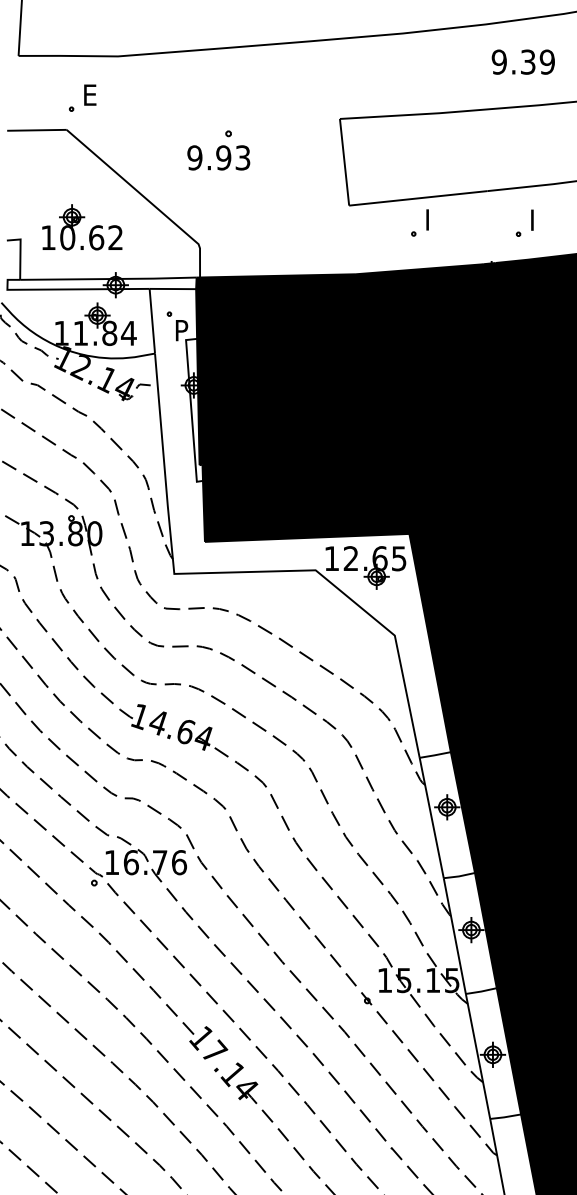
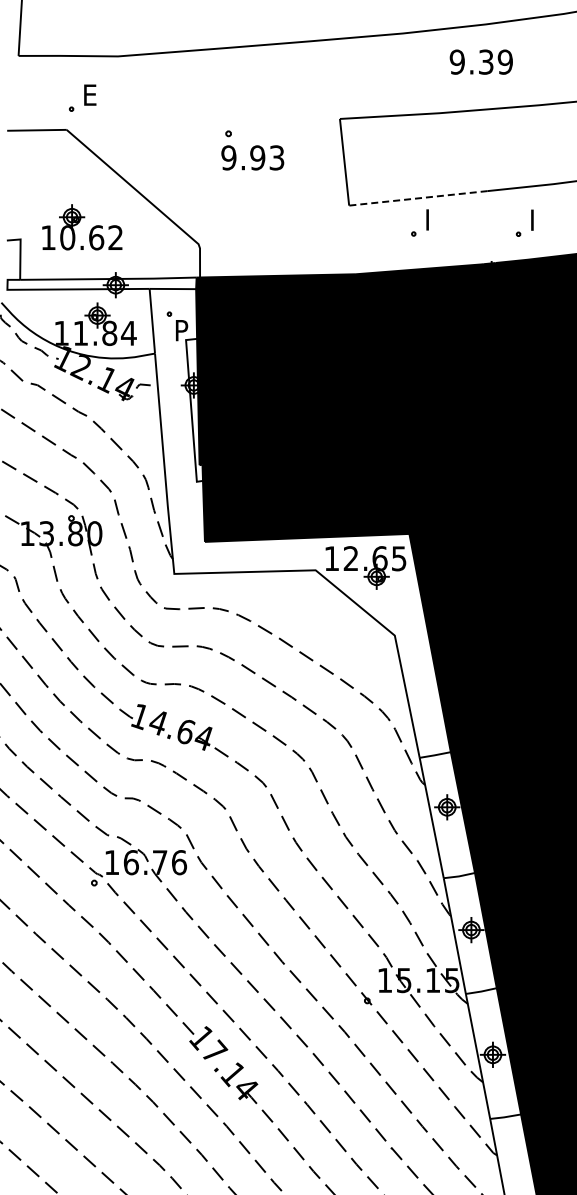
text position: (522, 61) -> (480, 61) (480, 61)
text position: (218, 157) -> (252, 157) (252, 157)
line: solid -> dashed (418, 198)
